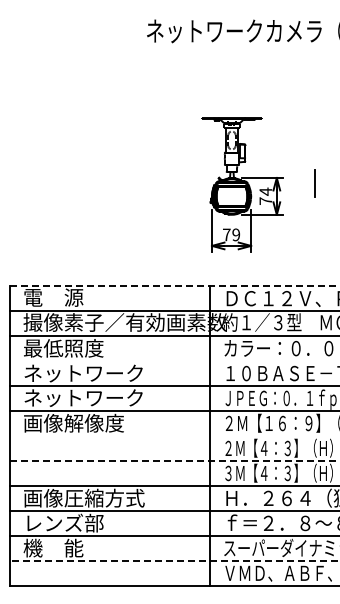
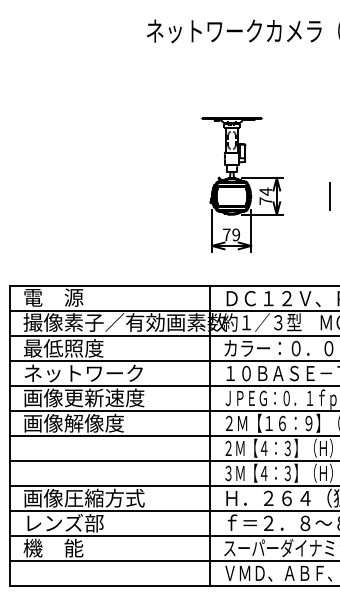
line position: (314, 183) -> (329, 196) (329, 196)
line: dashed -> solid (175, 286)
line: none -> present (173, 361)
text: ネットワーク -> 画像更新速度 (84, 397)
line: none -> present (173, 436)
line: dashed -> solid (175, 461)
line: dashed -> solid (174, 560)
